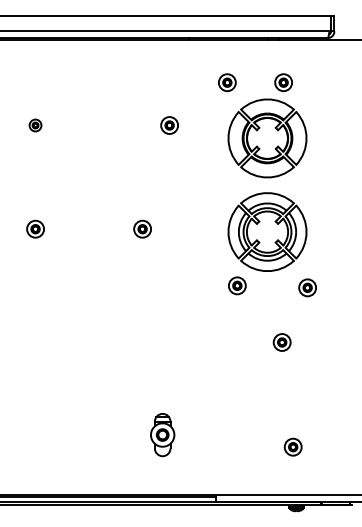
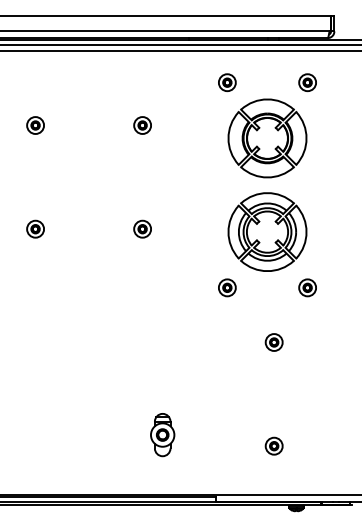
line: none -> present (180, 44)
line: none -> present (180, 51)
part position: (283, 82) -> (307, 82) (307, 82)
part size: 15x15 px -> 19x19 px (35, 125)
part position: (169, 125) -> (142, 125) (142, 125)
part position: (237, 285) -> (227, 287) (227, 287)
part position: (281, 342) -> (273, 342) (273, 342)
part position: (292, 446) -> (273, 445) (273, 445)
